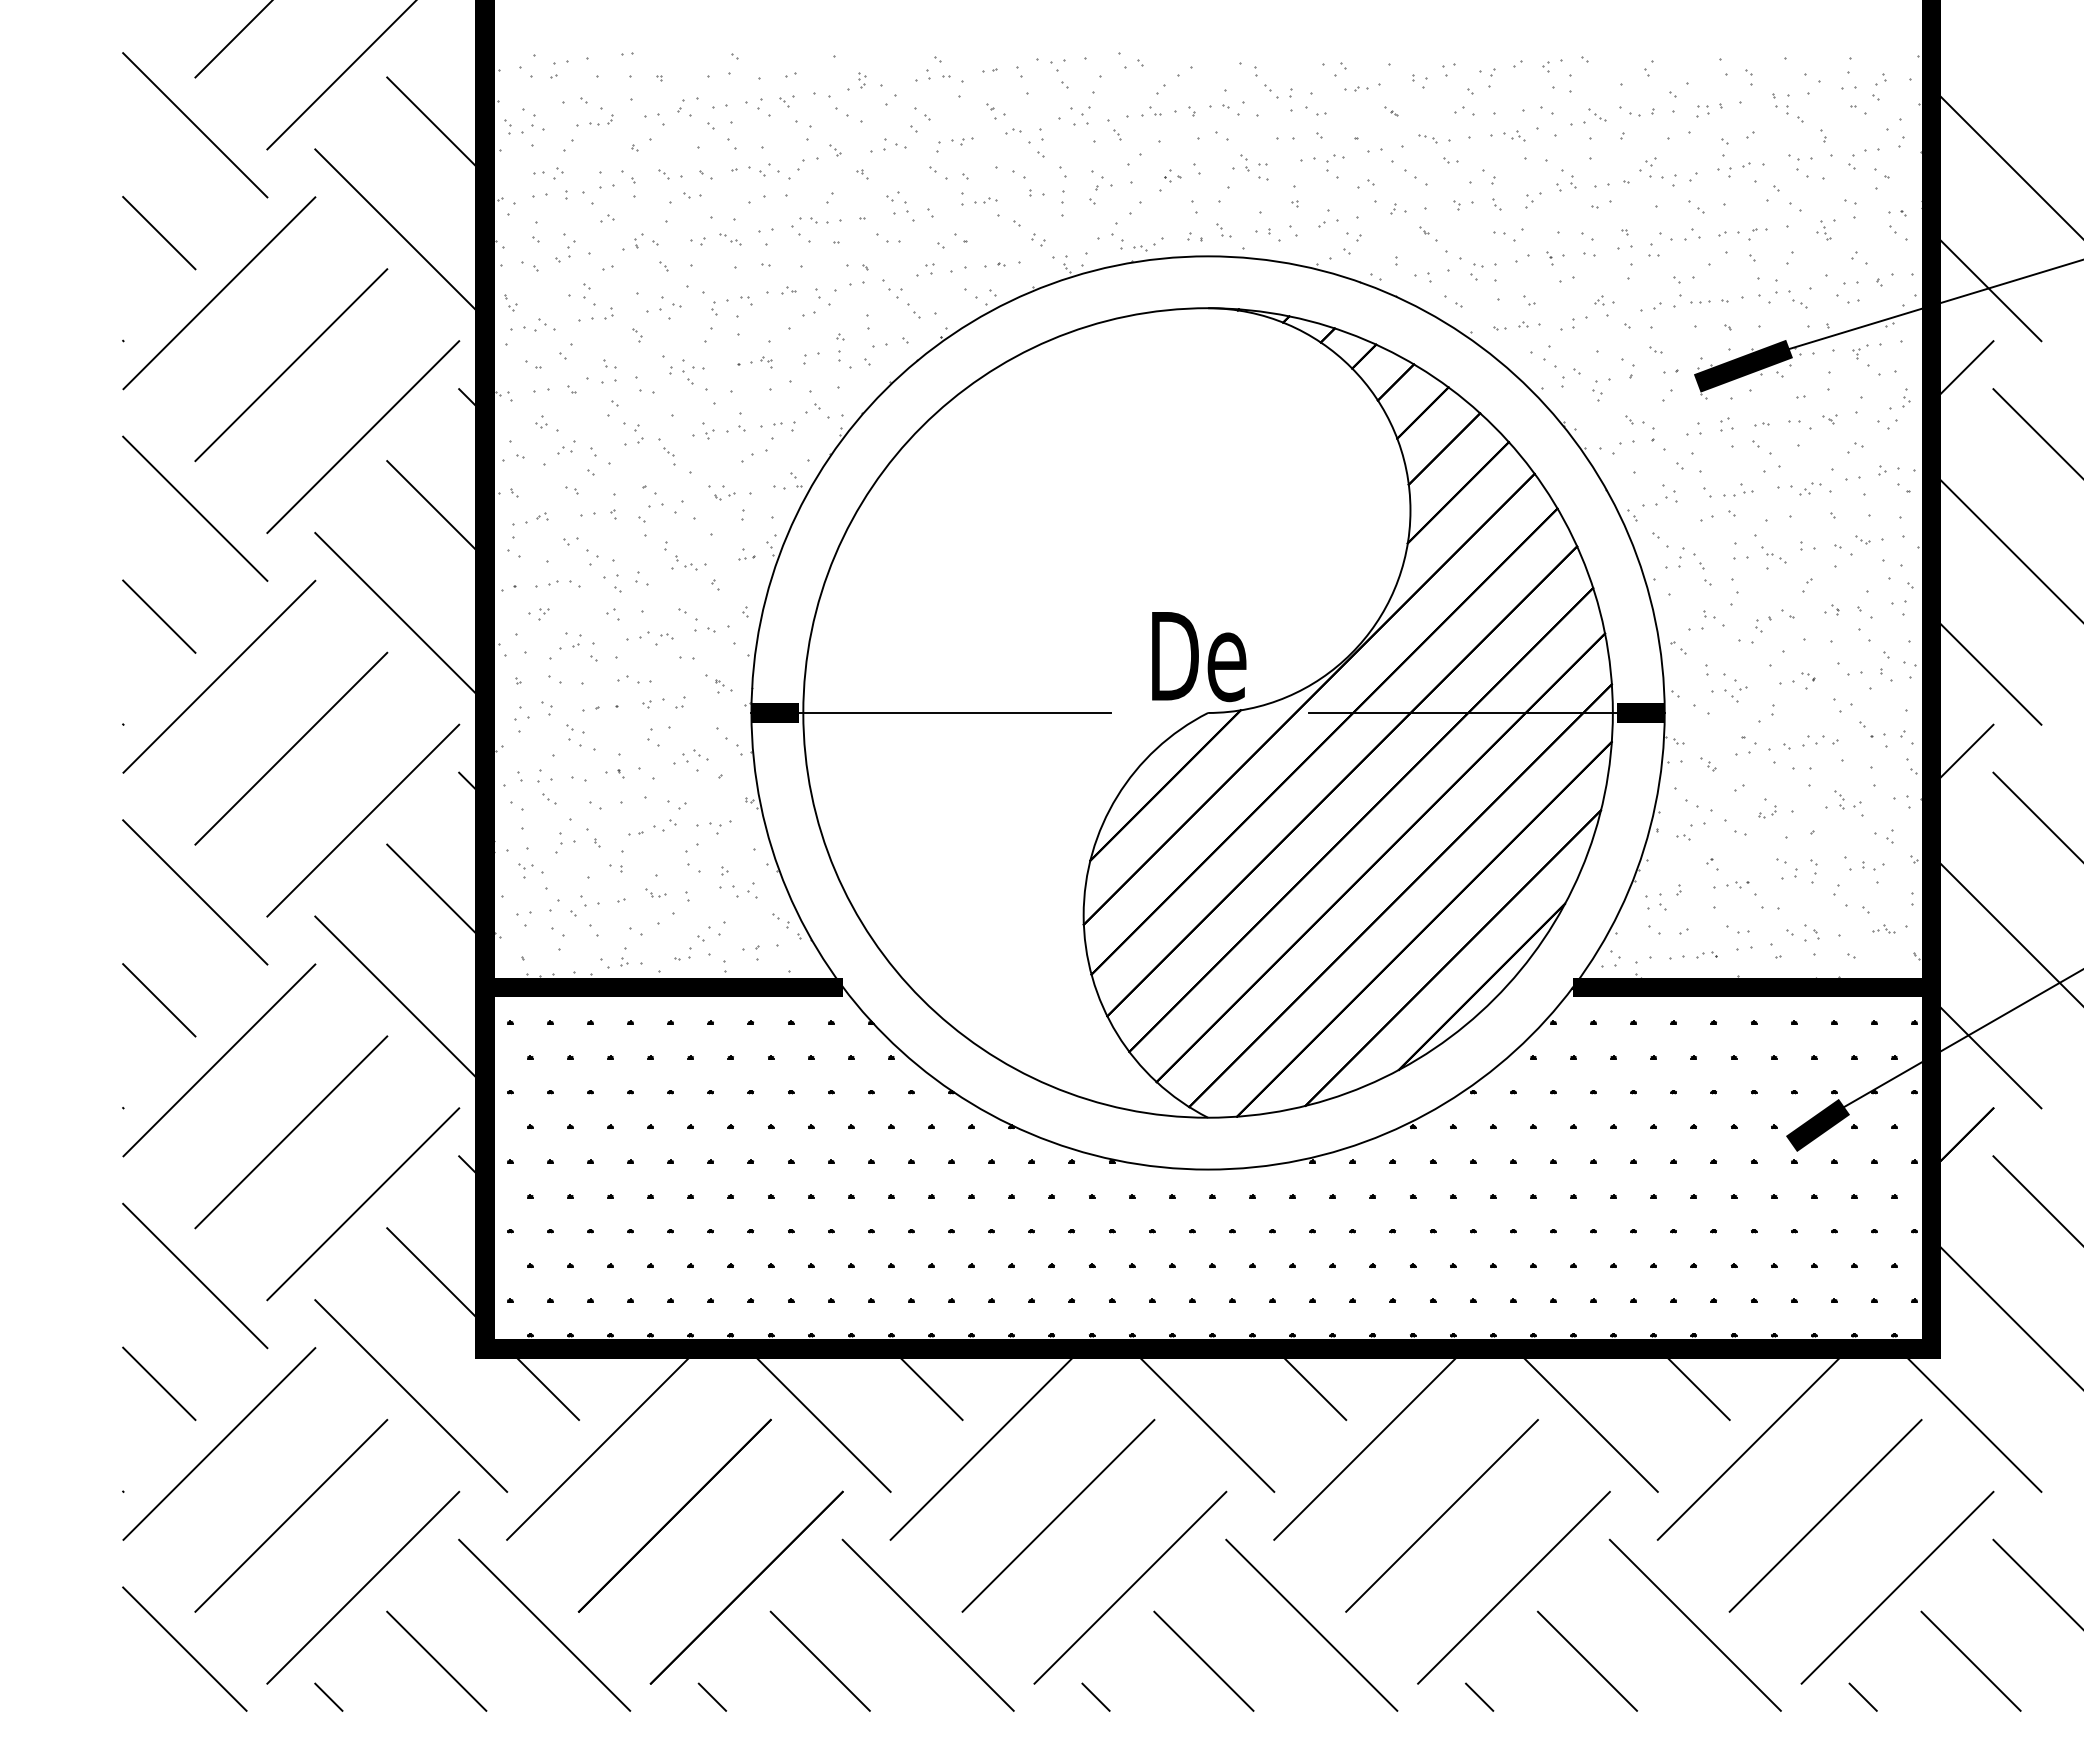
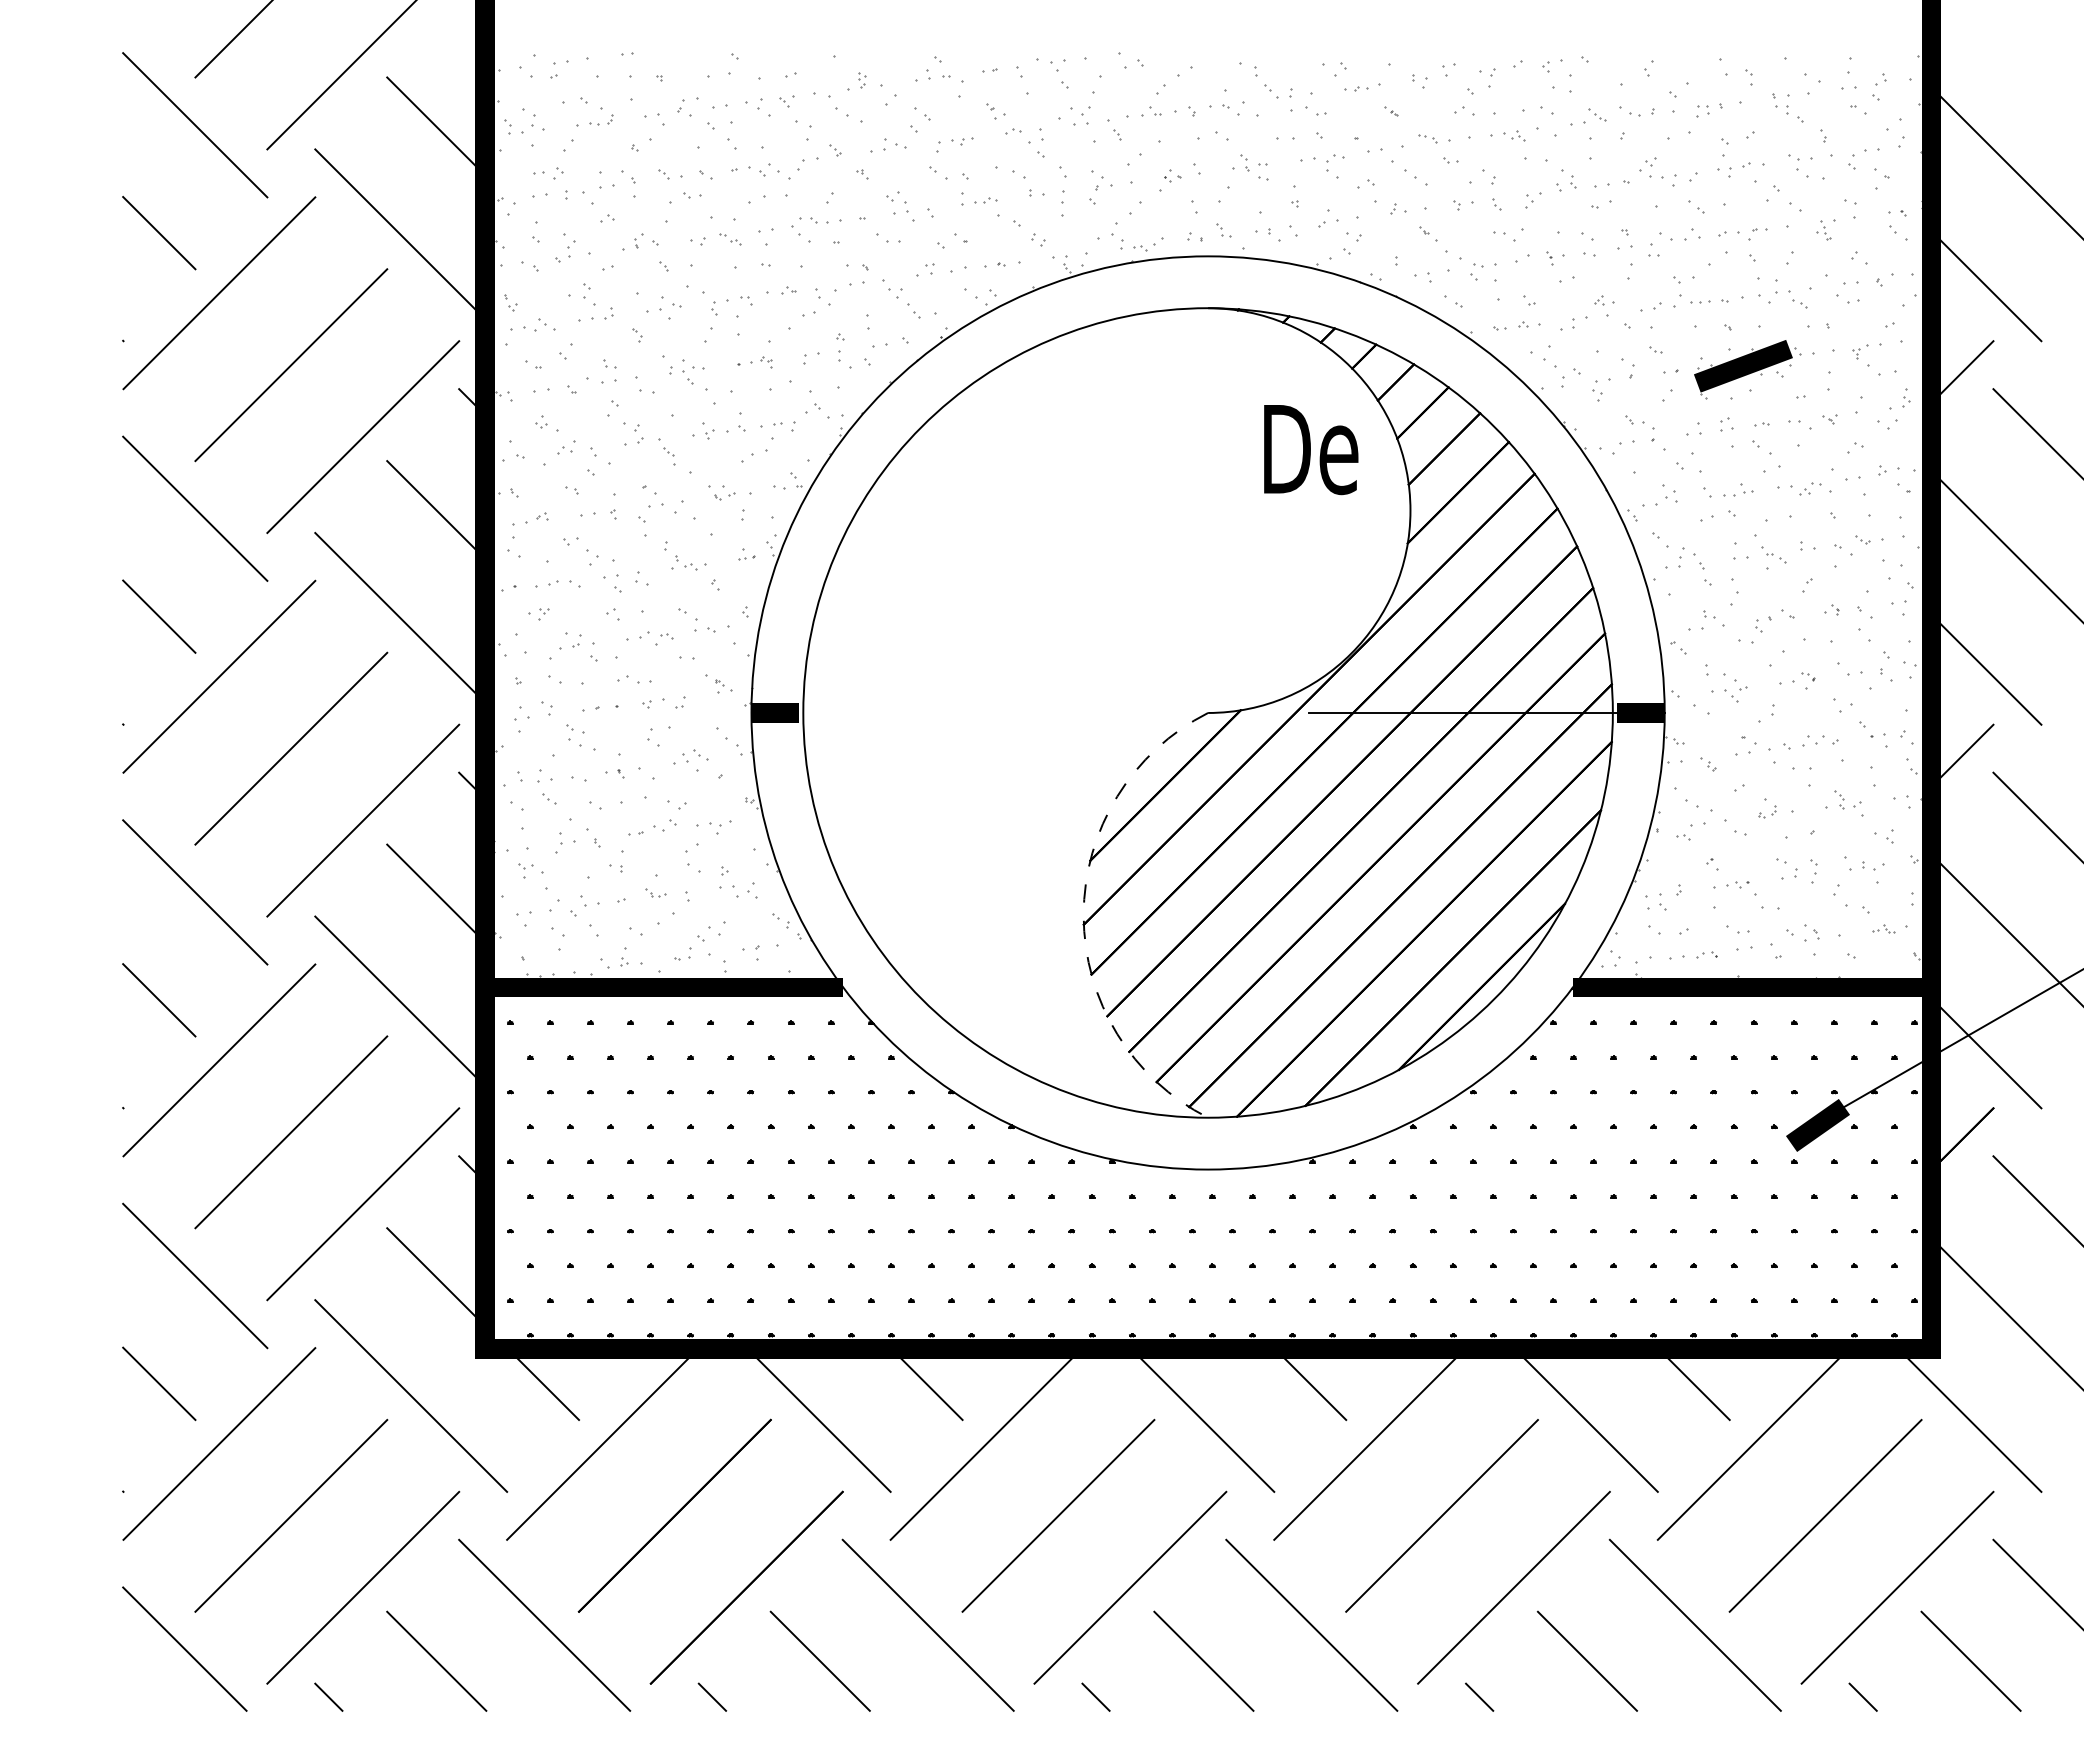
line: present -> none (1934, 304)
text position: (1199, 657) -> (1311, 450) (1311, 450)
line: present -> none (931, 712)
arc: solid -> dashed (1083, 915)
